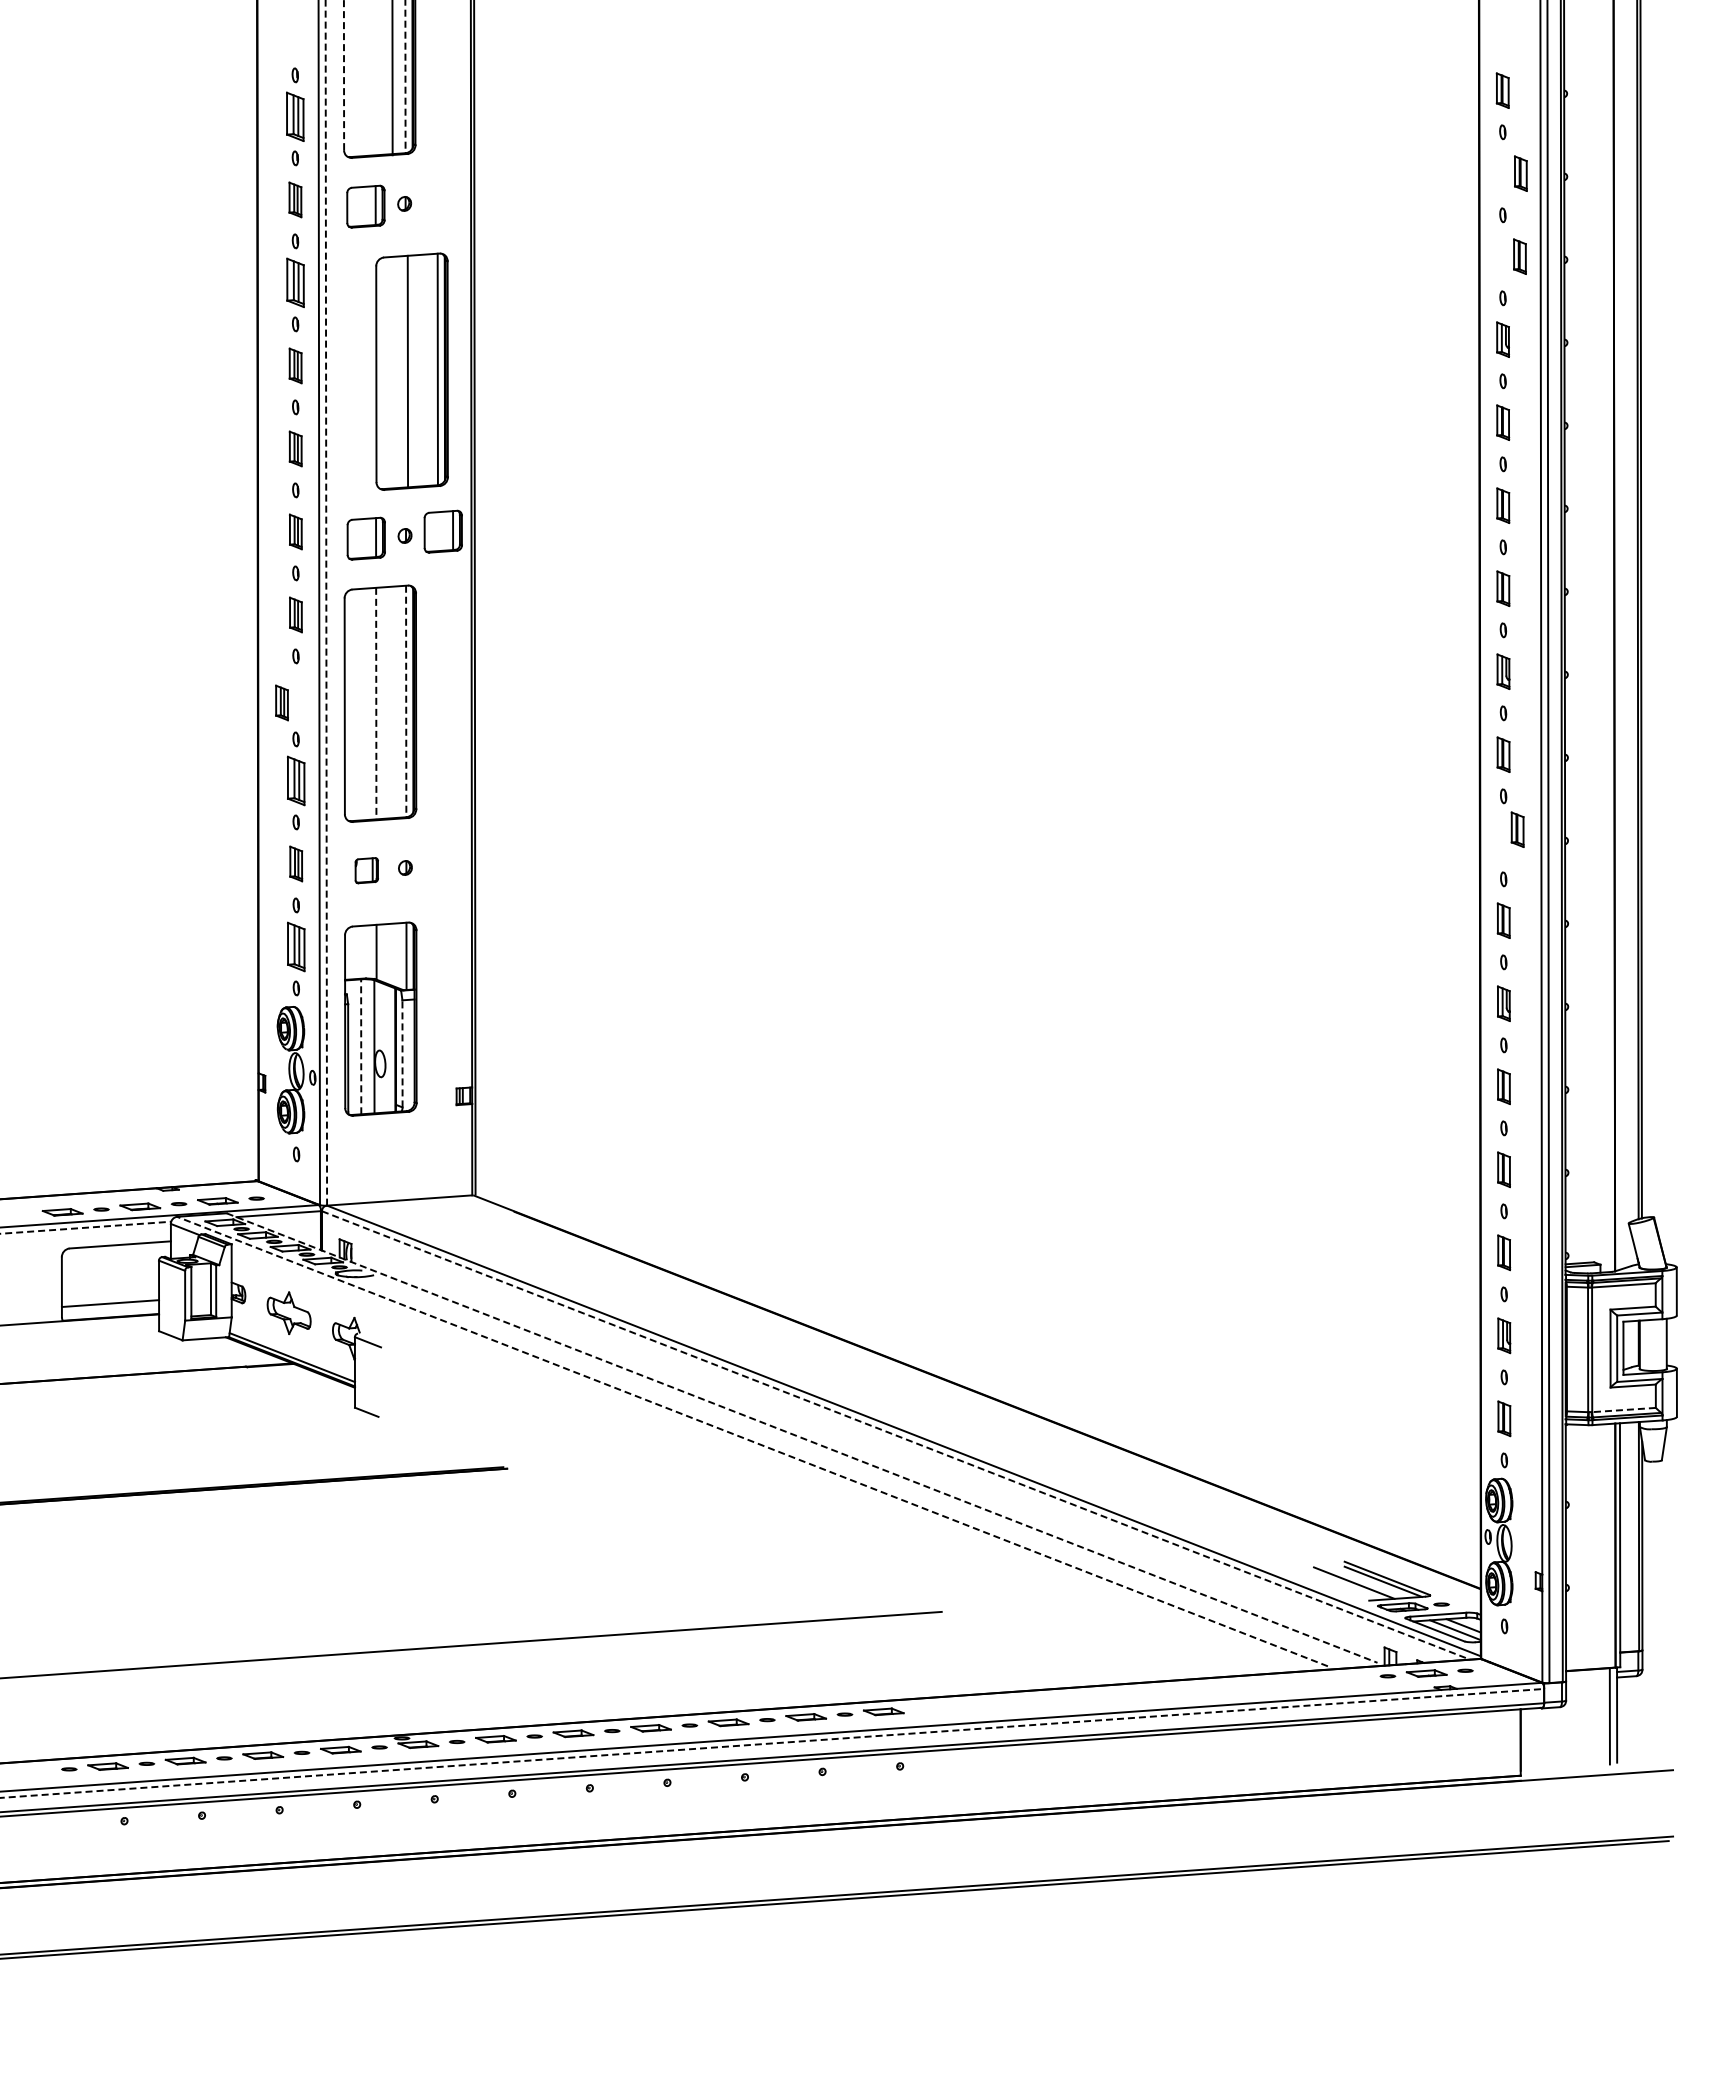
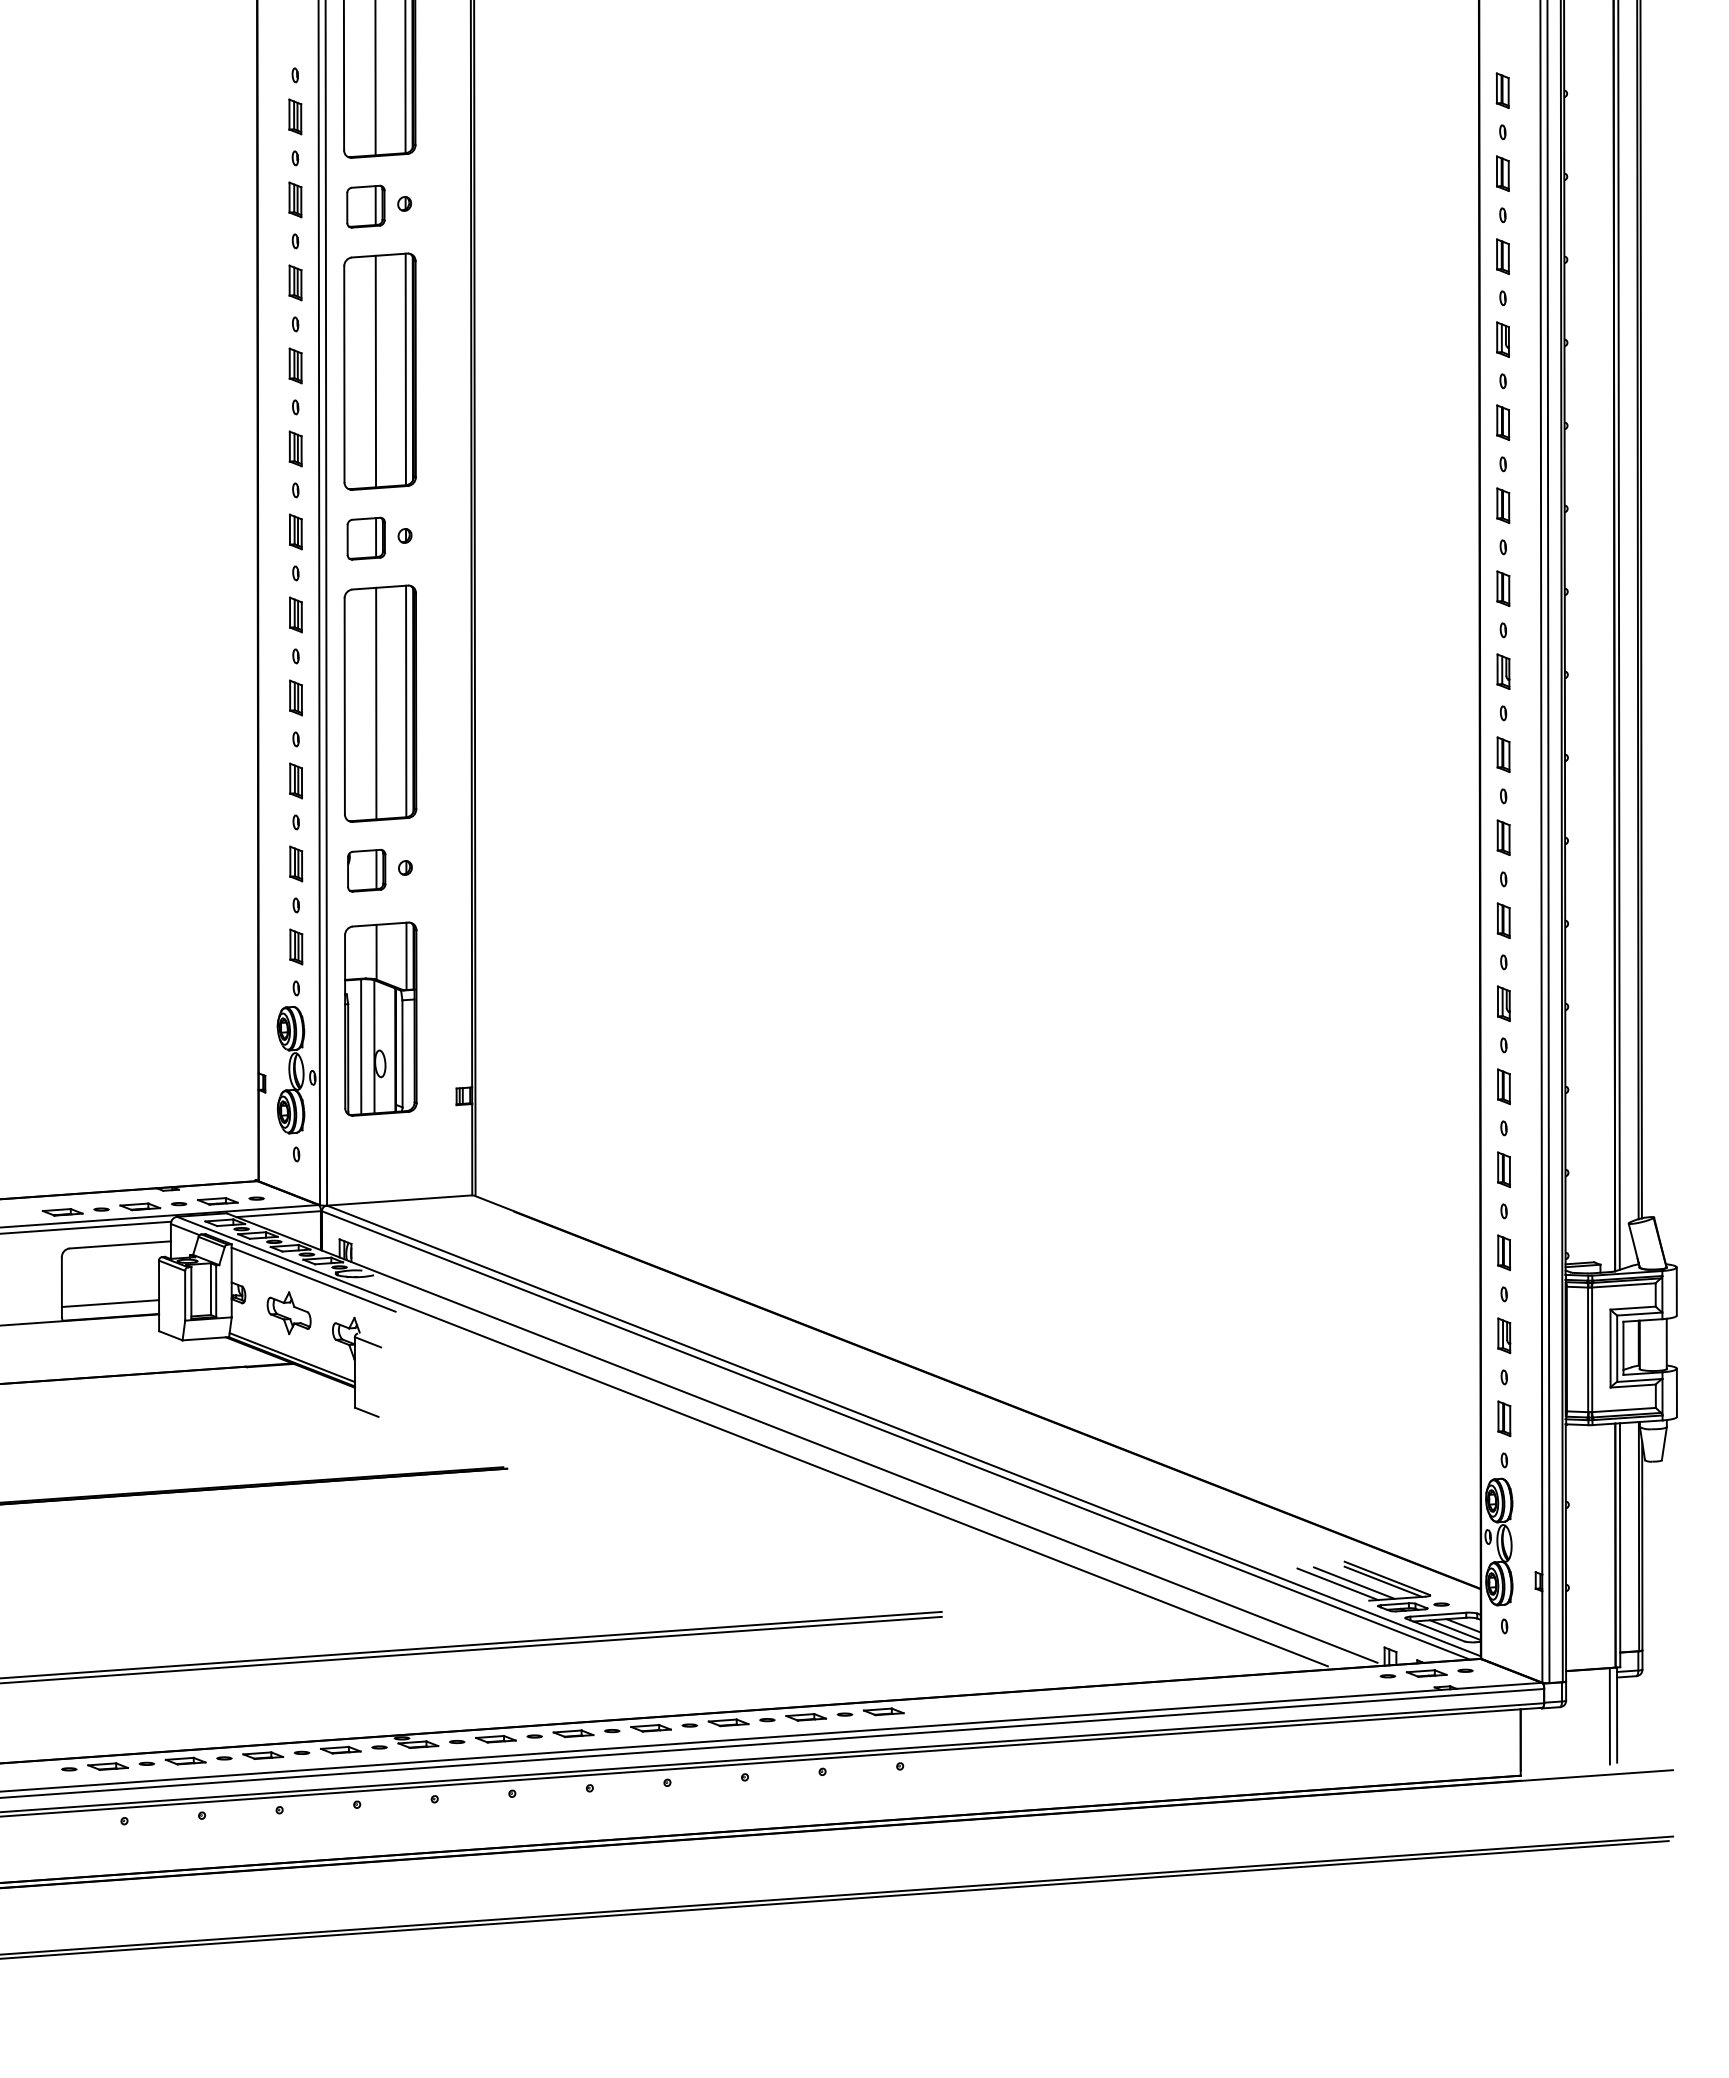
line: dashed -> solid (344, 75)
line: dashed -> solid (405, 77)
line position: (392, 78) -> (375, 78) (375, 78)
part size: 19x51 px -> 15x38 px (295, 116)
part position: (1520, 173) -> (1502, 173) (1502, 173)
part position: (1519, 256) -> (1502, 256) (1502, 256)
part size: 19x51 px -> 15x38 px (295, 282)
part position: (411, 371) -> (379, 371) (379, 371)
part: present -> none (442, 531)
line: dashed -> solid (326, 603)
line: none -> present (1618, 635)
line: dashed -> solid (406, 701)
part position: (281, 702) -> (295, 697) (295, 697)
line: dashed -> solid (376, 703)
part size: 20x52 px -> 14x38 px (295, 780)
part position: (1517, 829) -> (1503, 837) (1503, 837)
part size: 25x28 px -> 40x45 px (366, 870)
part size: 19x52 px -> 15x38 px (296, 946)
line: dashed -> solid (361, 1046)
line: dashed -> solid (402, 1053)
line: dashed -> solid (86, 1227)
line: none -> present (313, 1279)
line: dashed -> solid (1624, 1410)
line: dashed -> solid (896, 1435)
line: dashed -> solid (802, 1438)
line: dashed -> solid (752, 1441)
line: none -> present (1337, 1584)
line: none -> present (471, 1649)
line: dashed -> solid (772, 1743)
